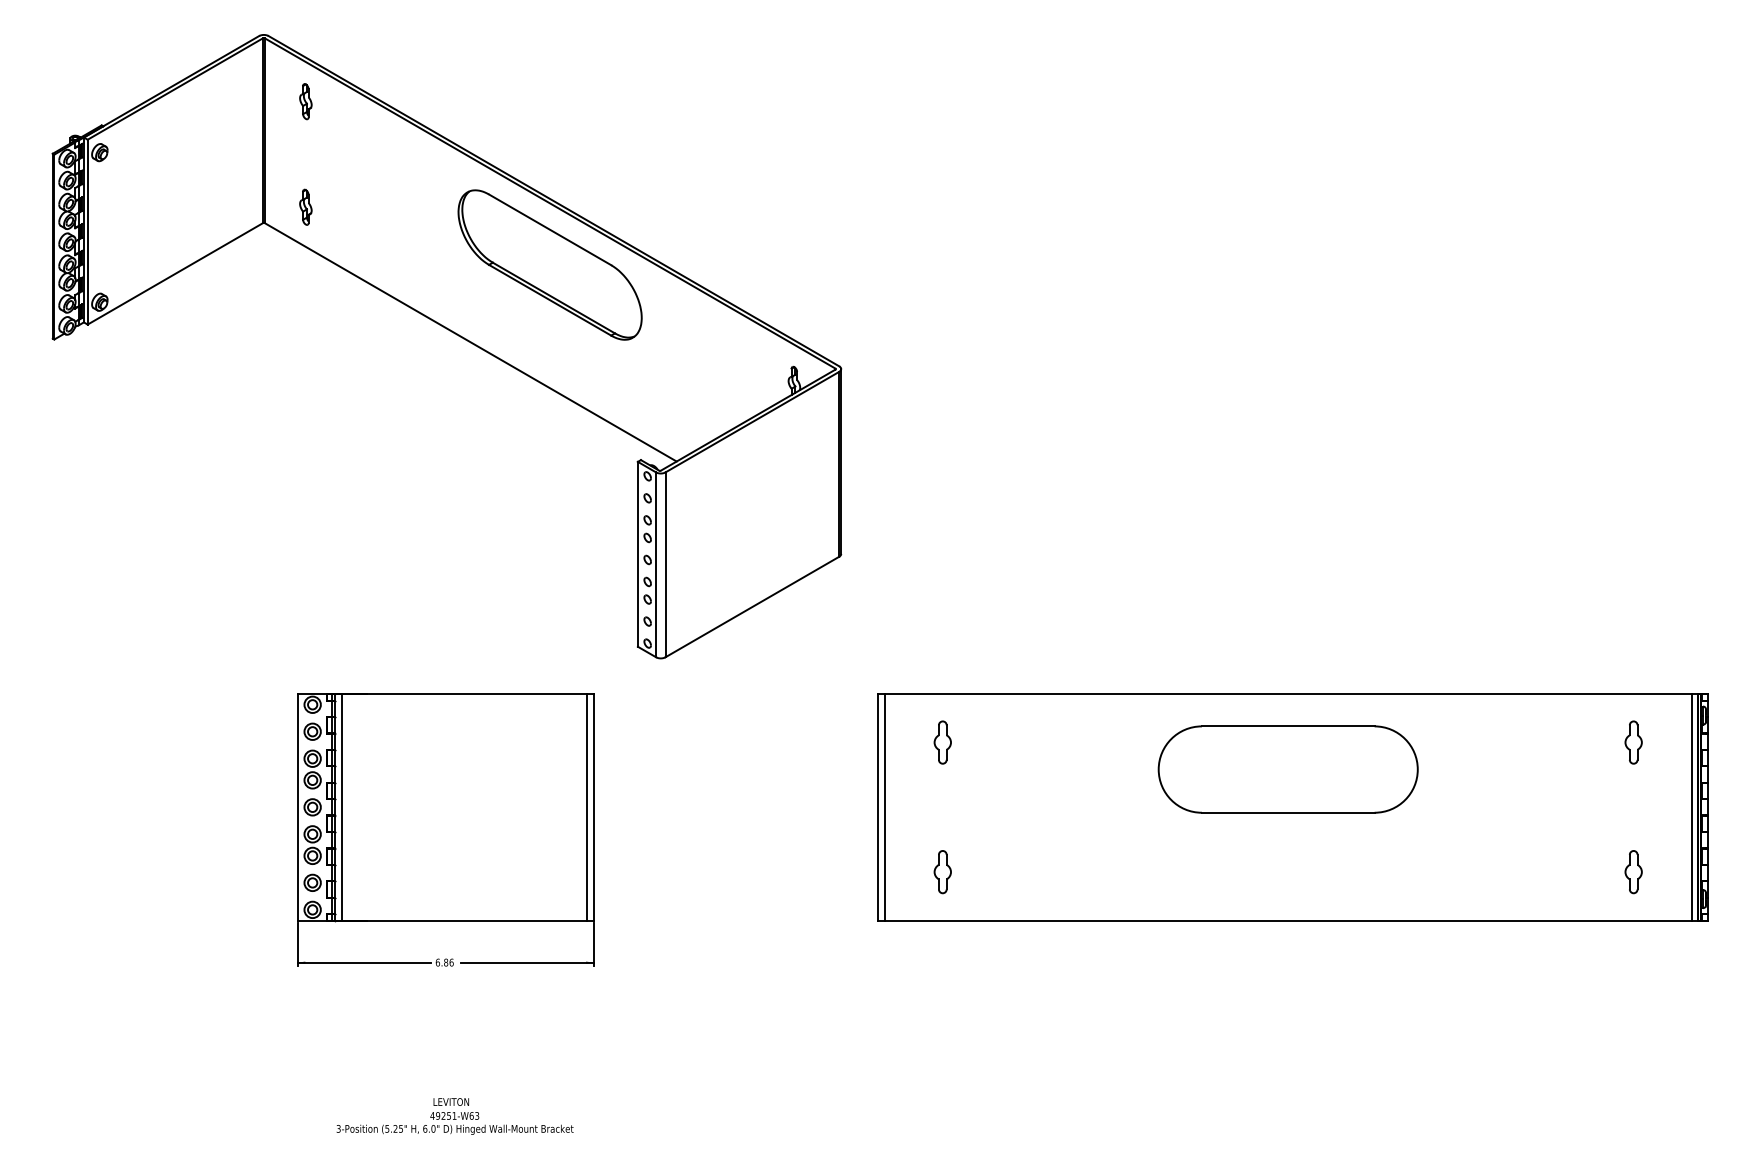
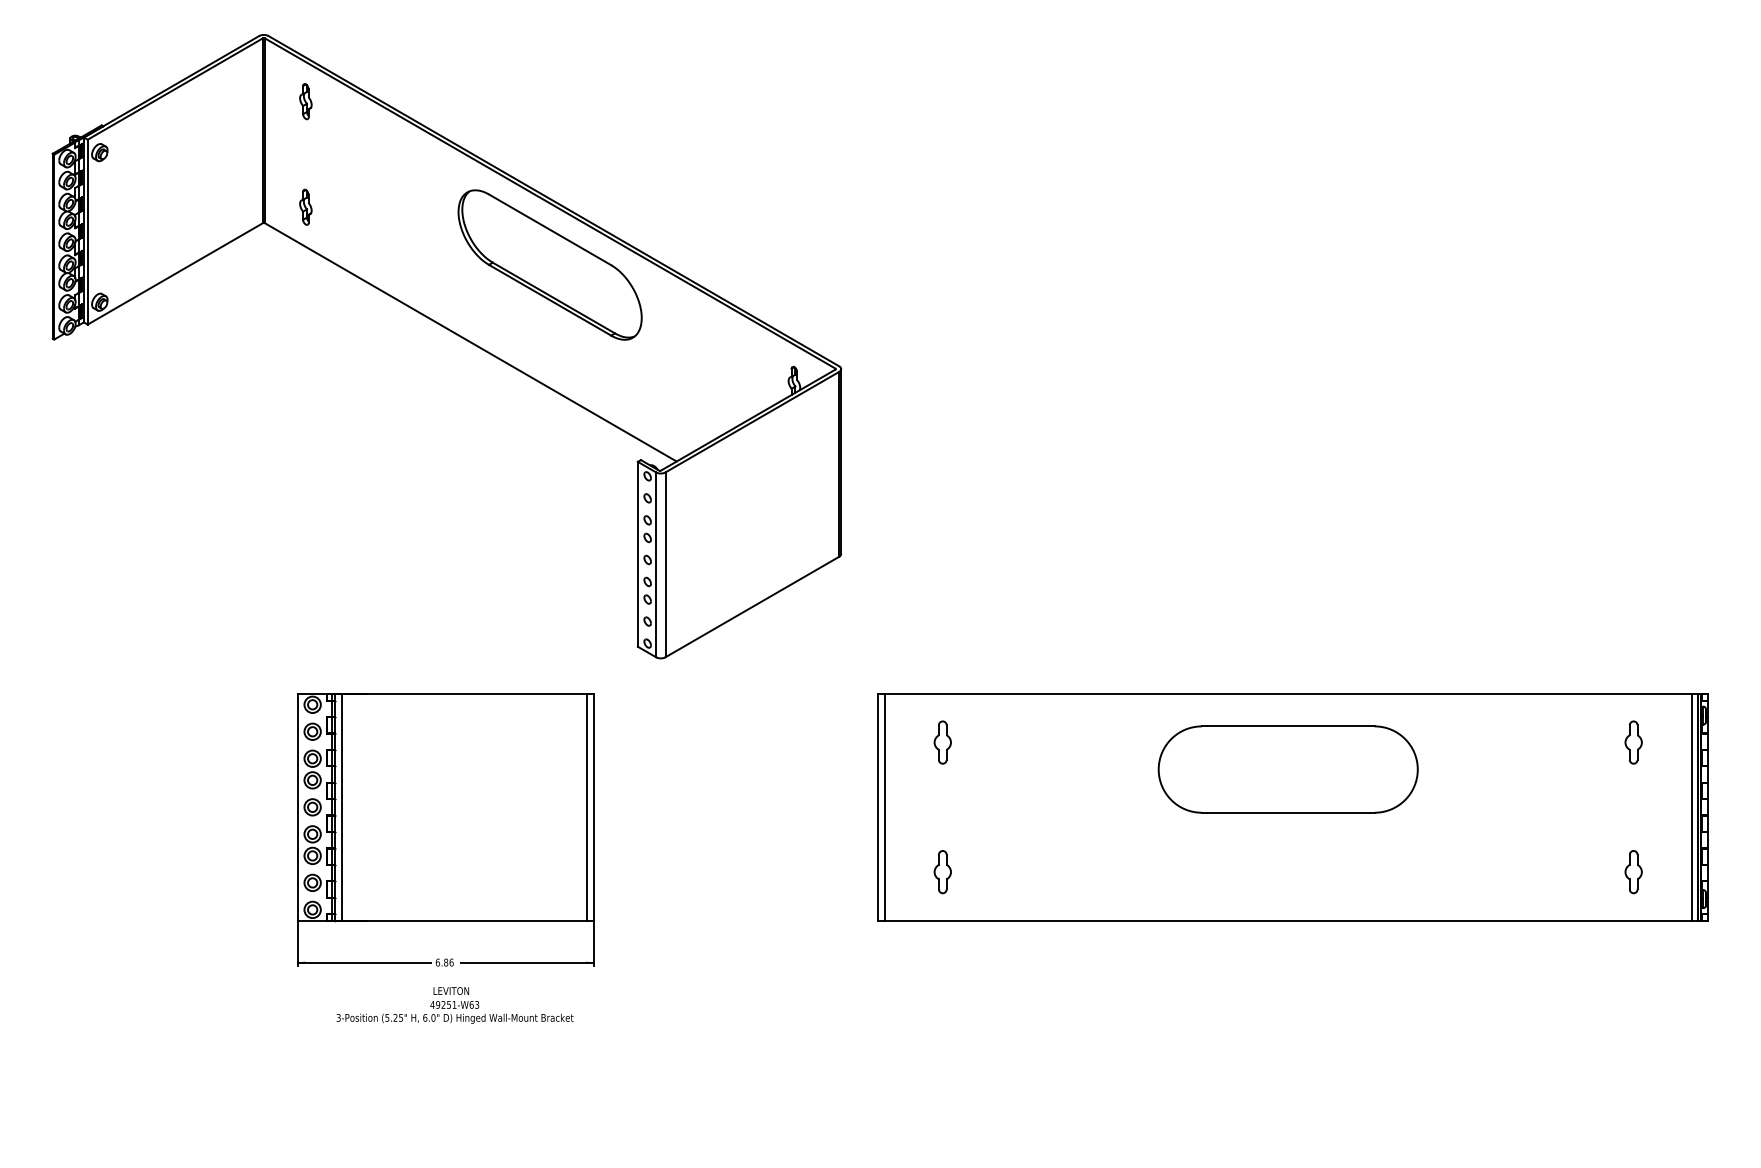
part position: (454, 1116) -> (454, 1005) (454, 1005)
